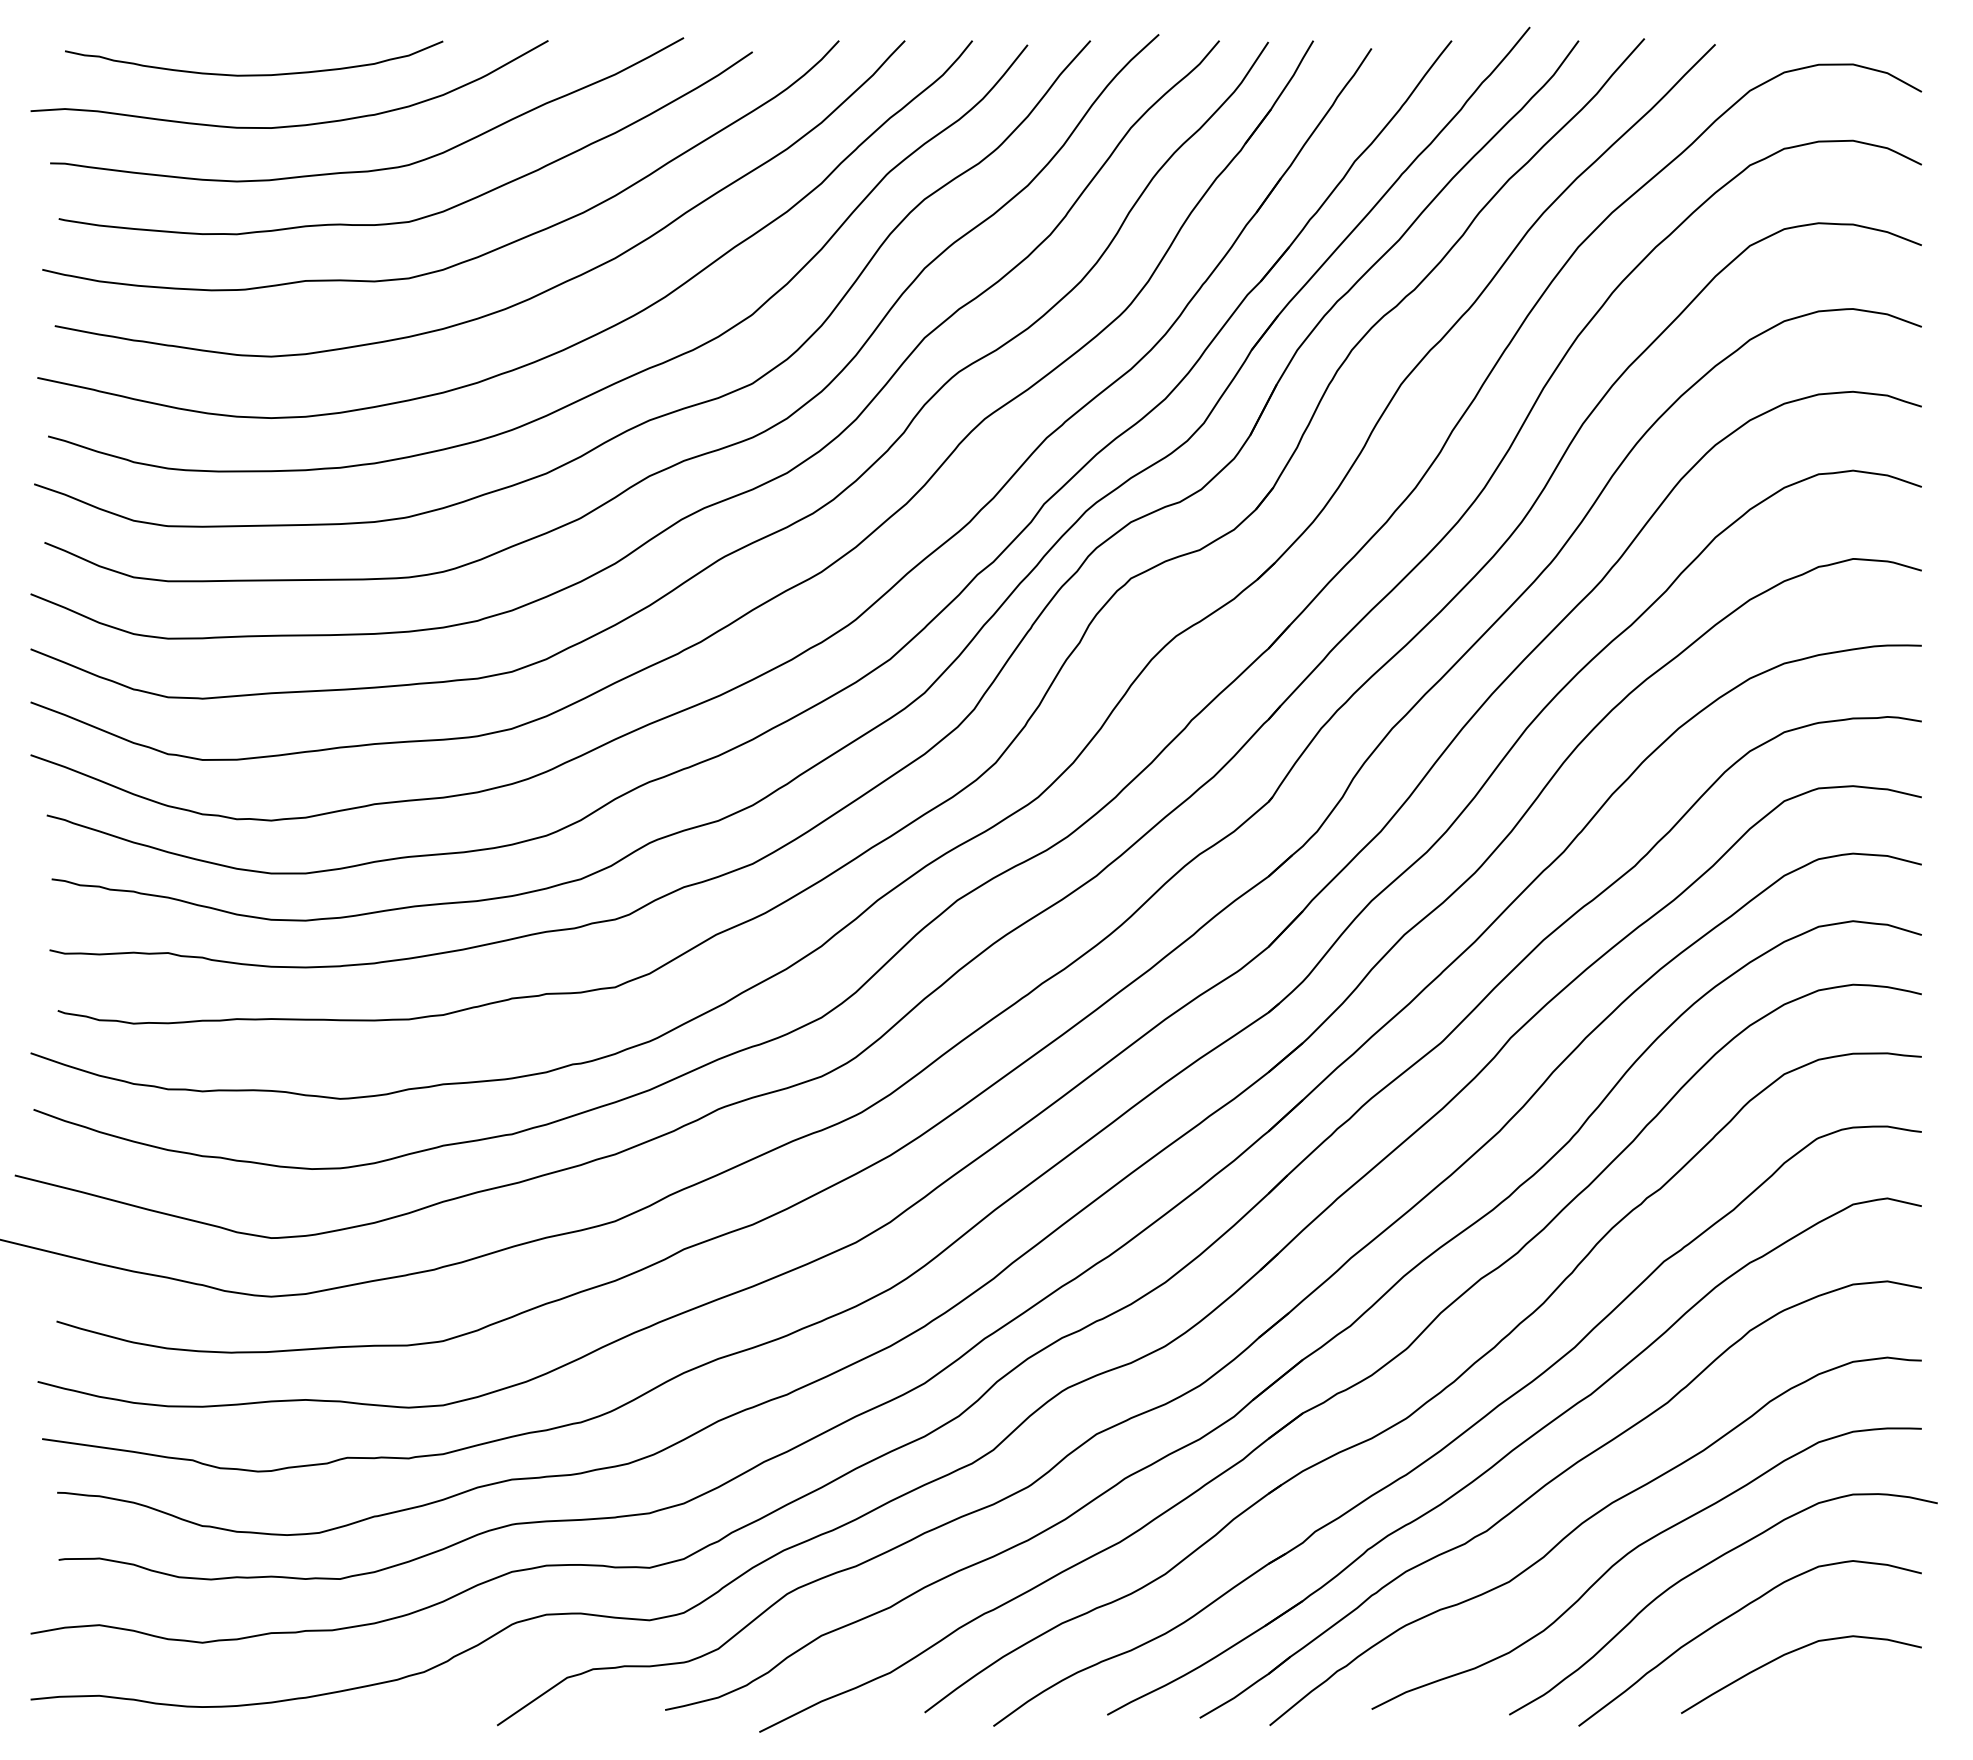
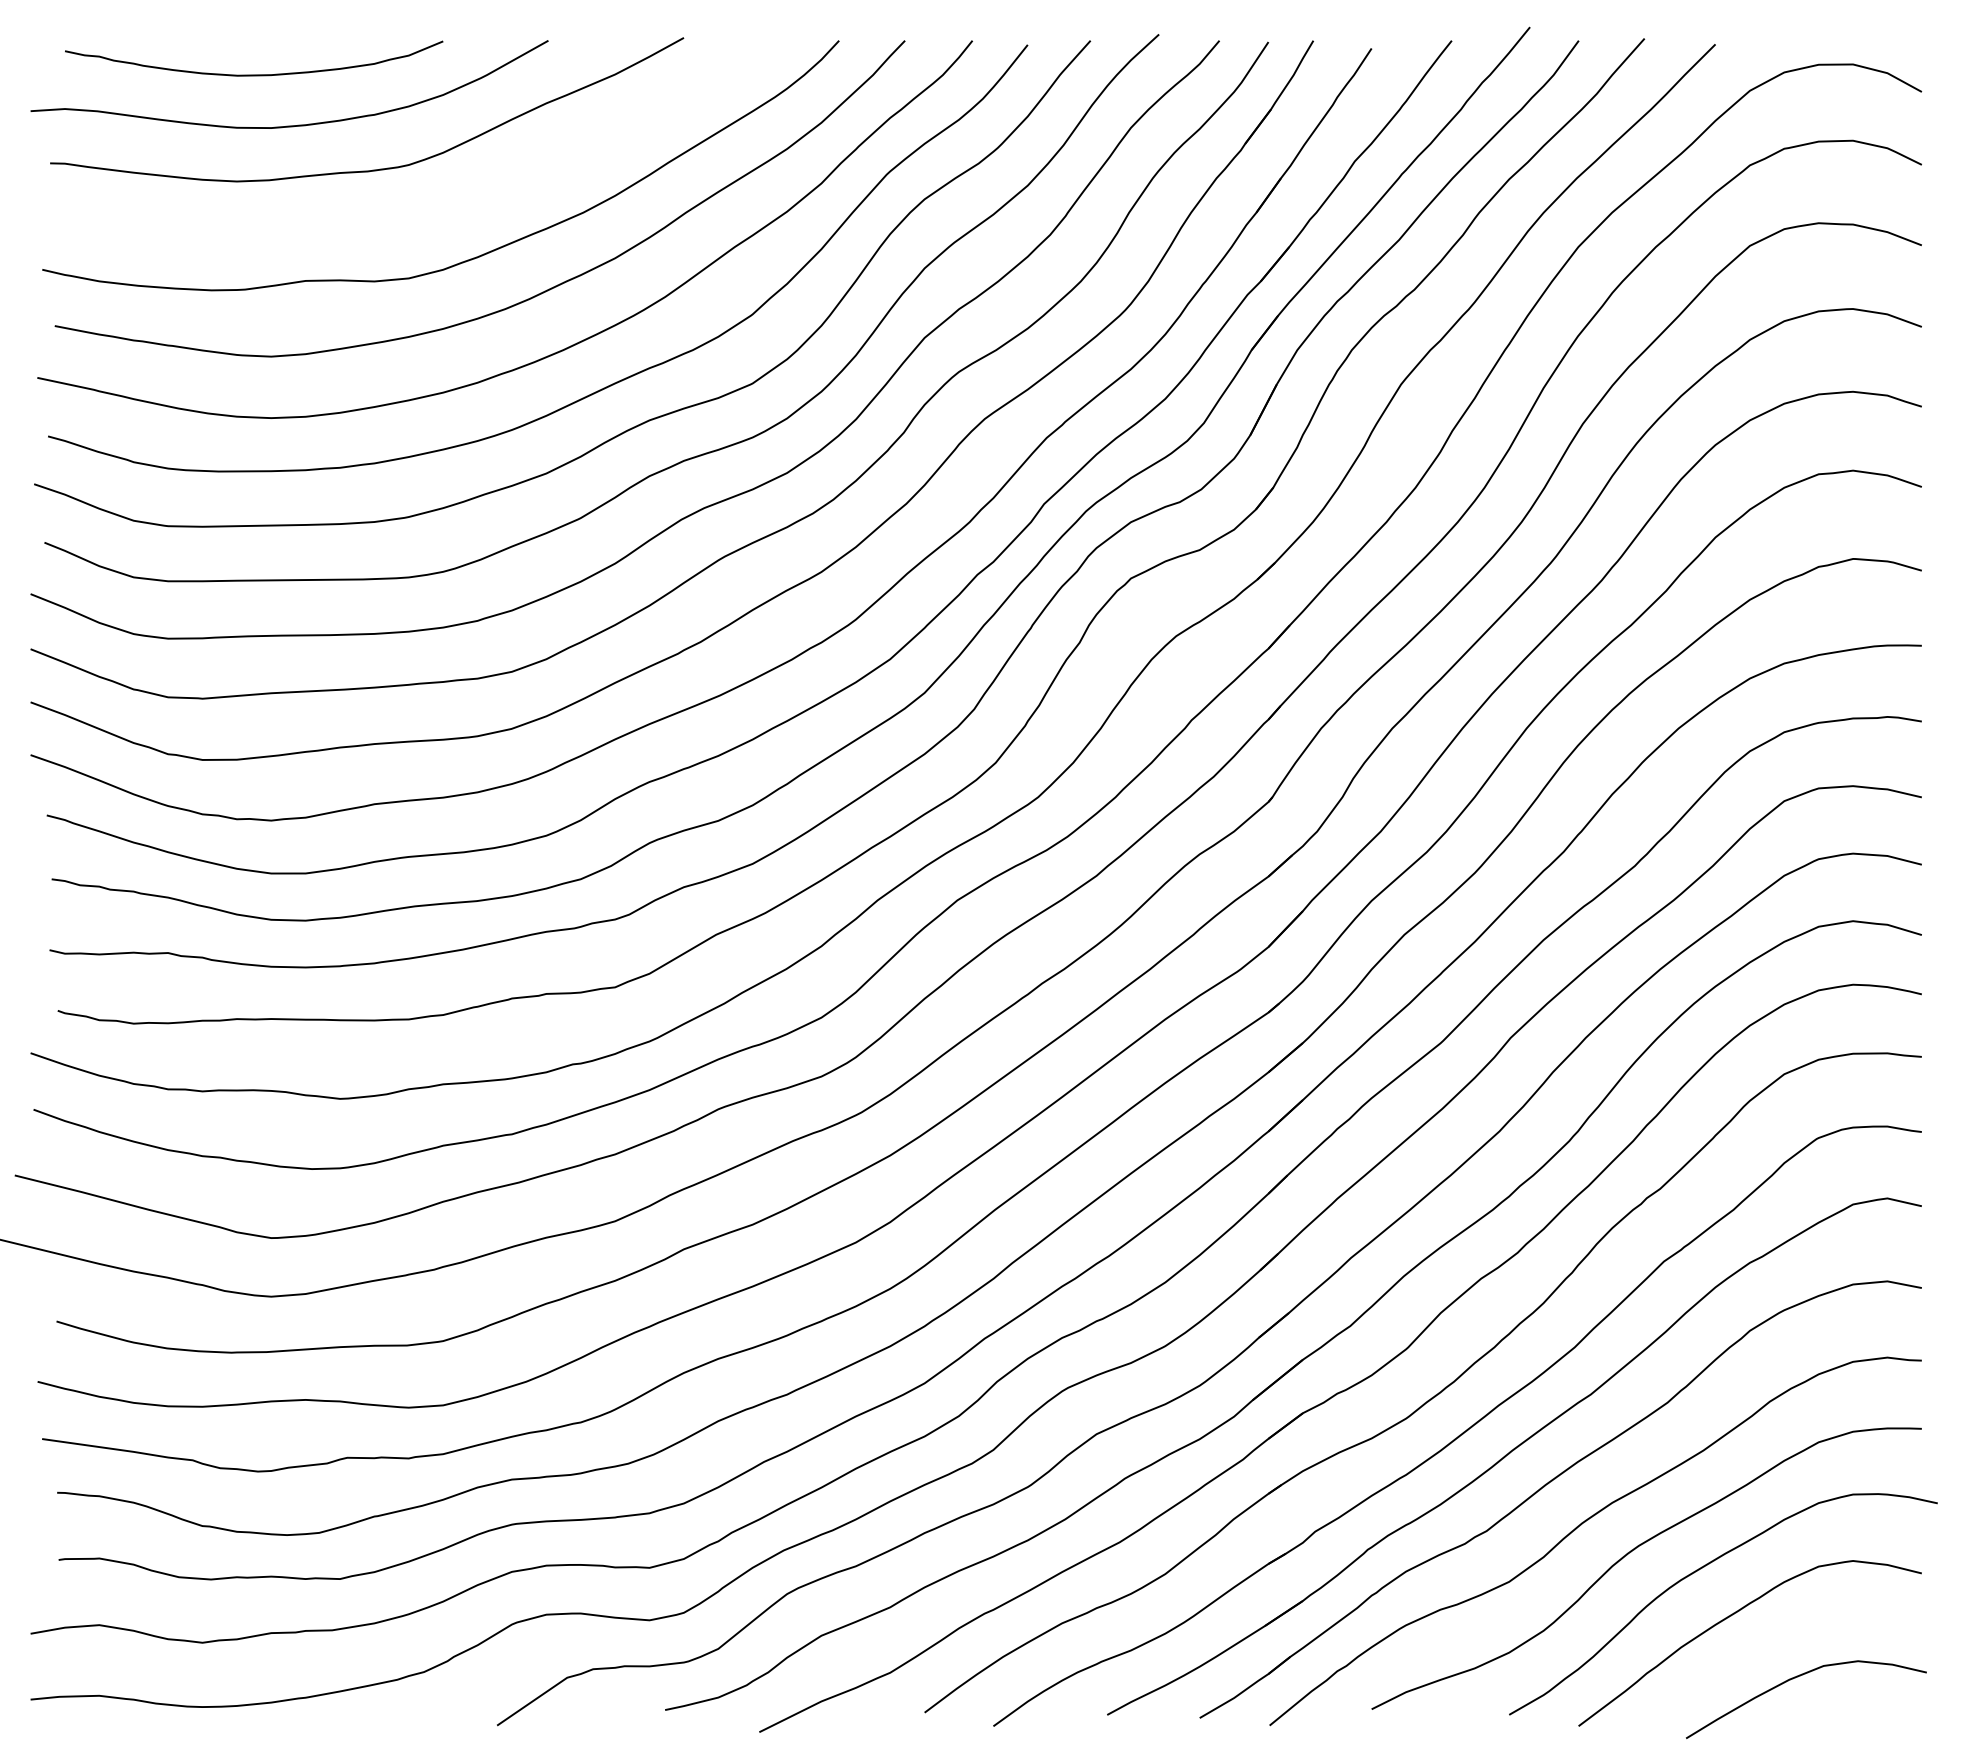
curve: present -> none (429, 214)
curve position: (1793, 1652) -> (1798, 1677) (1798, 1677)
